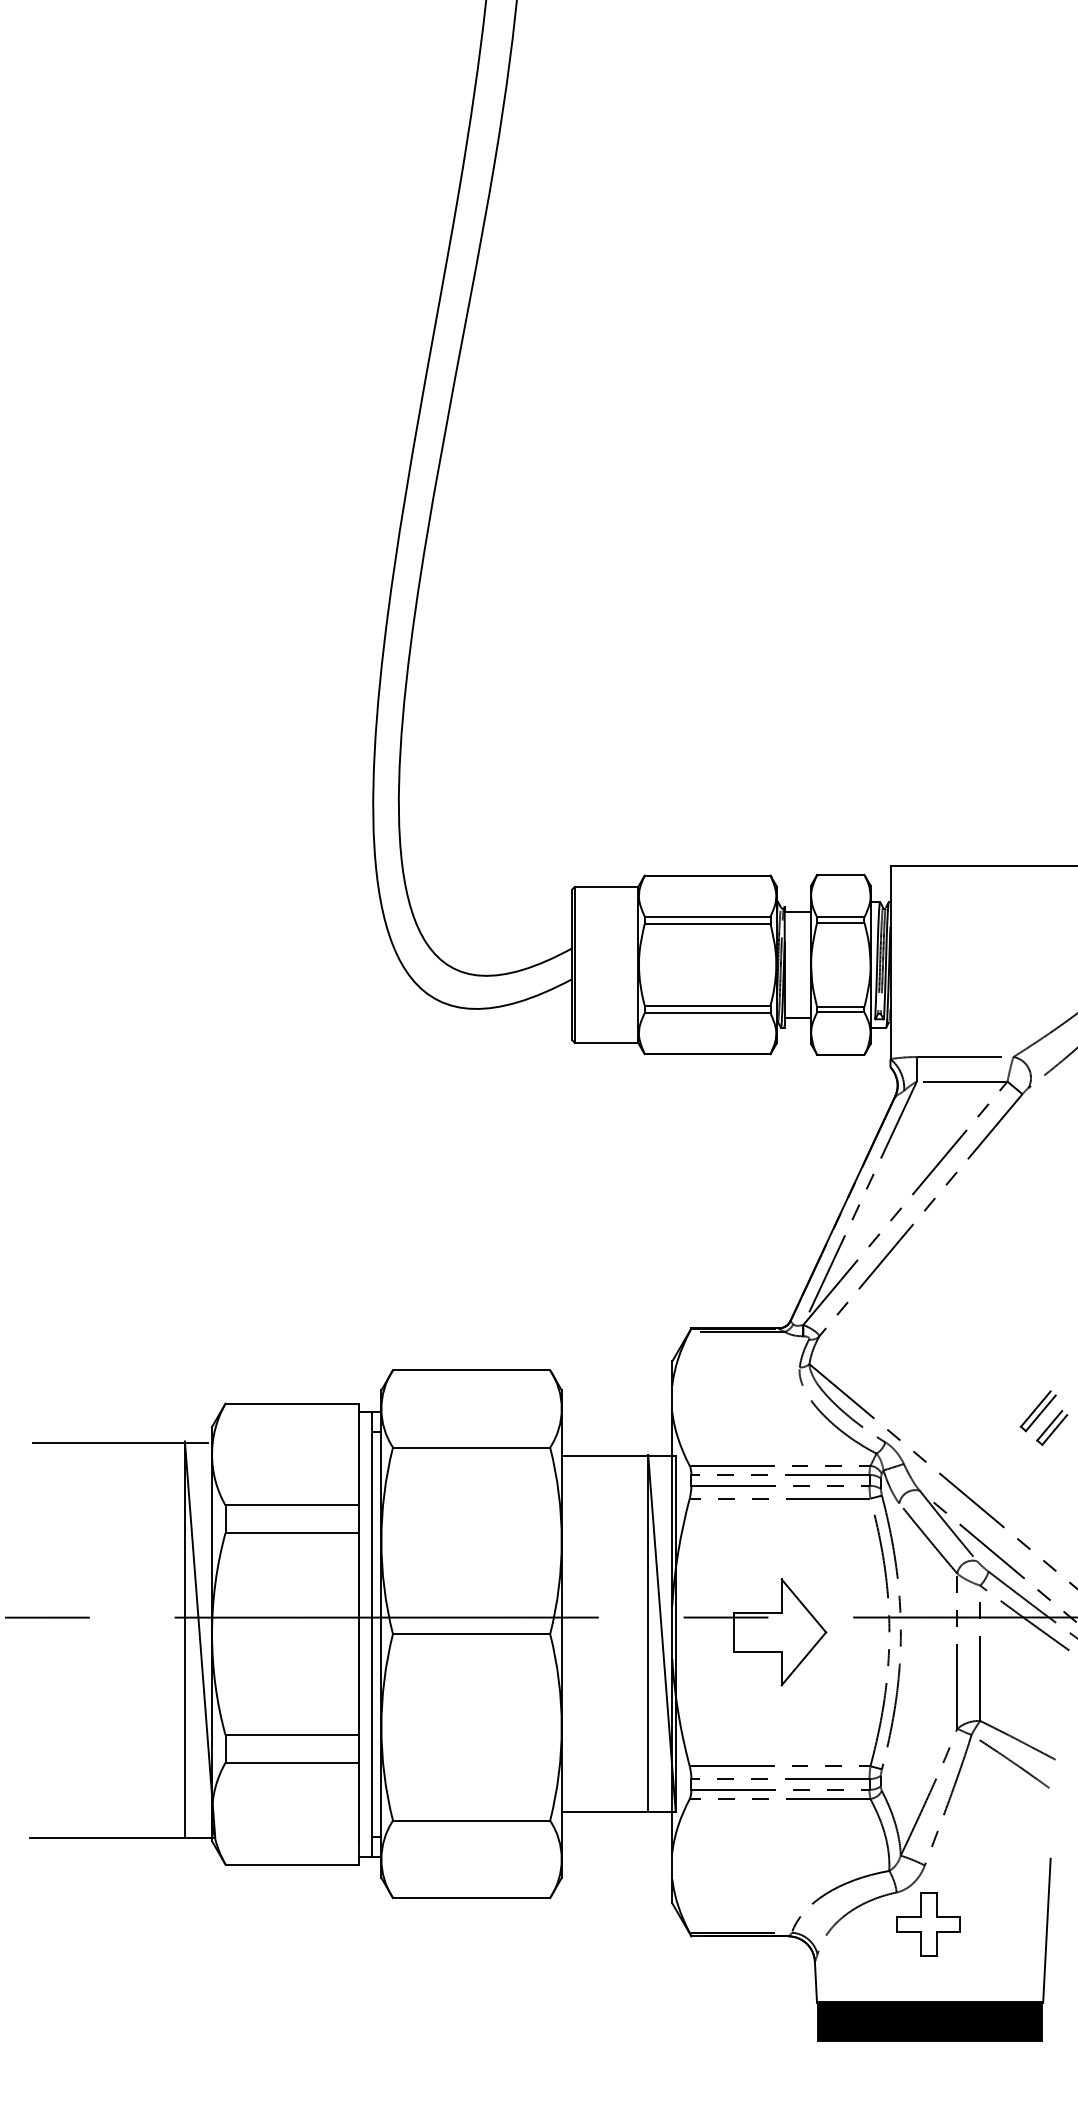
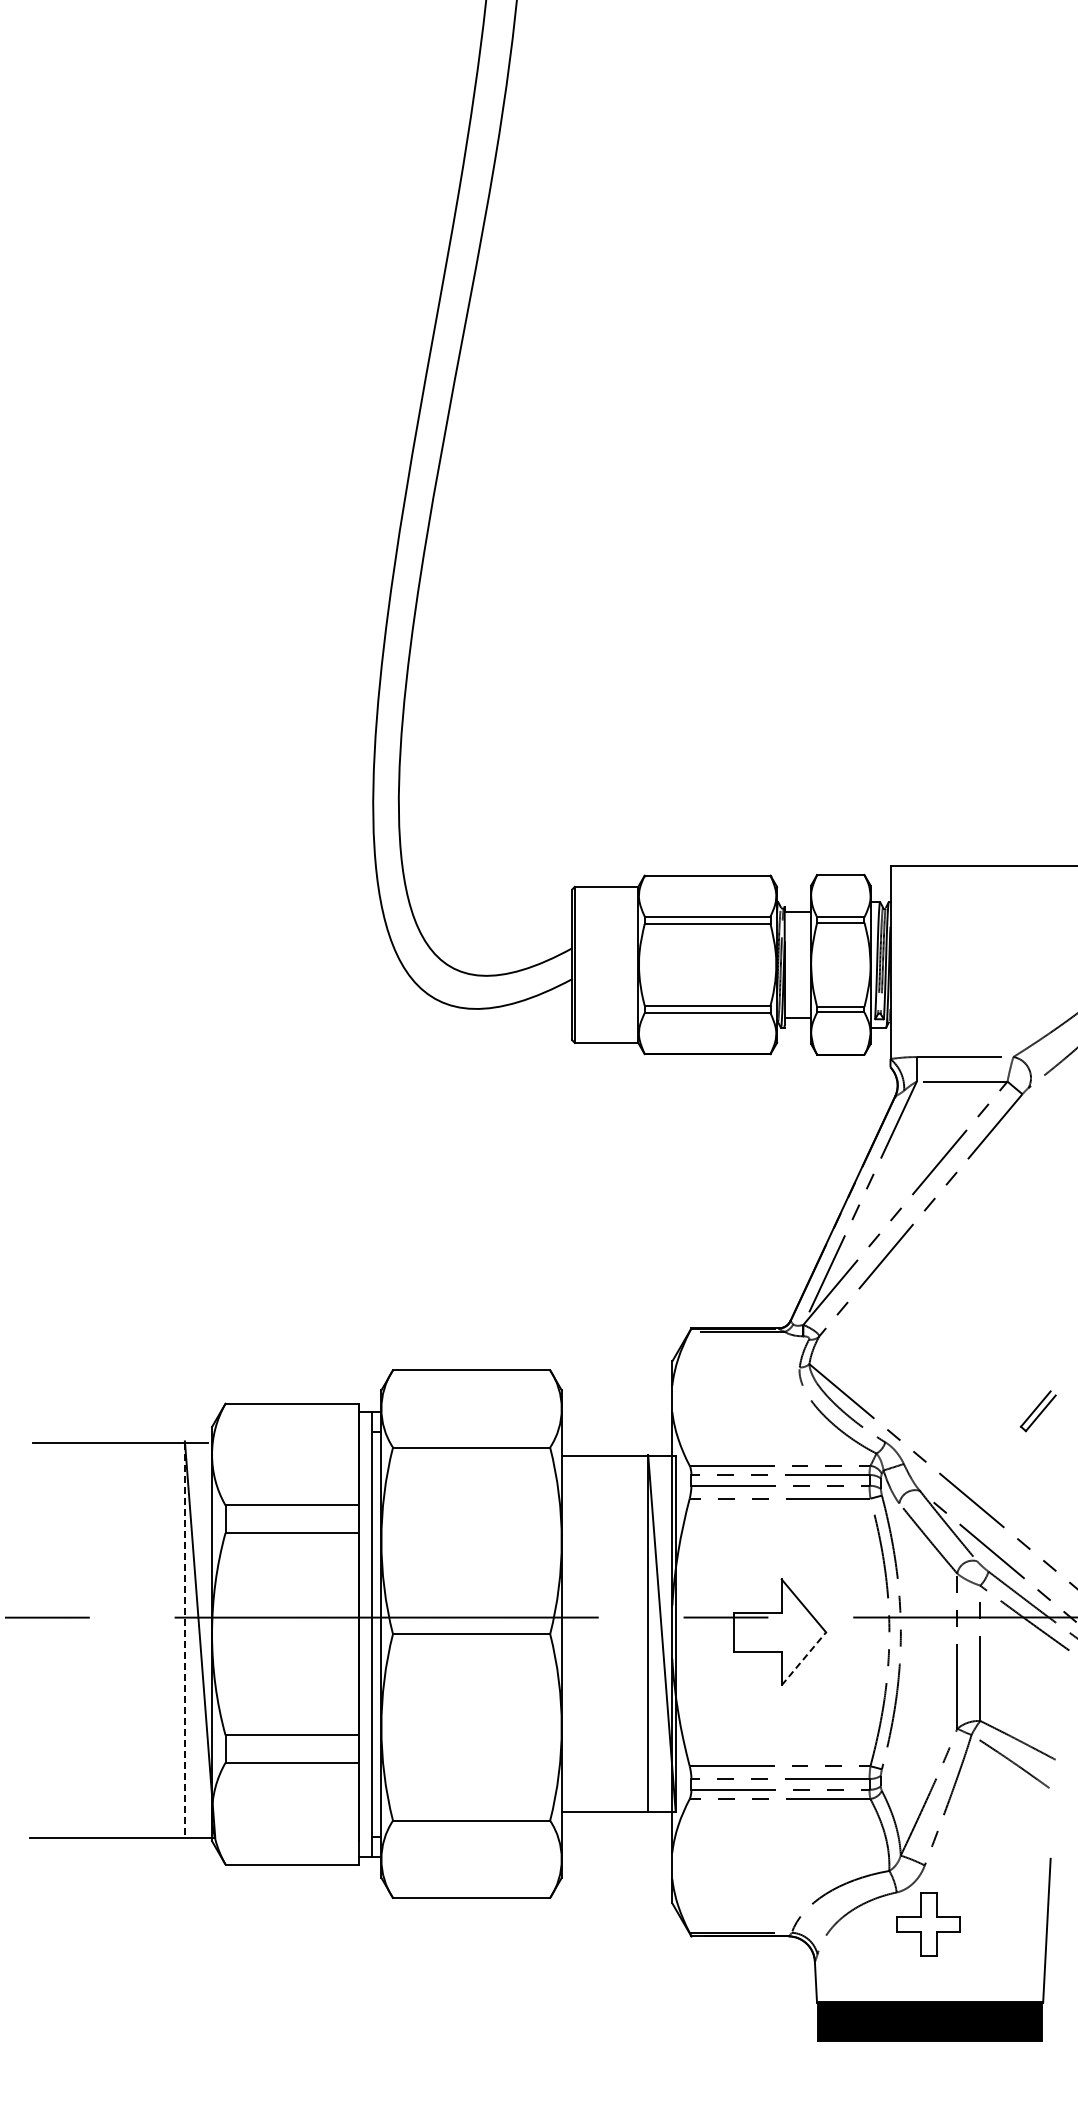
part: present -> none (1052, 1427)
line: solid -> dashed (184, 1640)
line: solid -> dashed (803, 1658)
